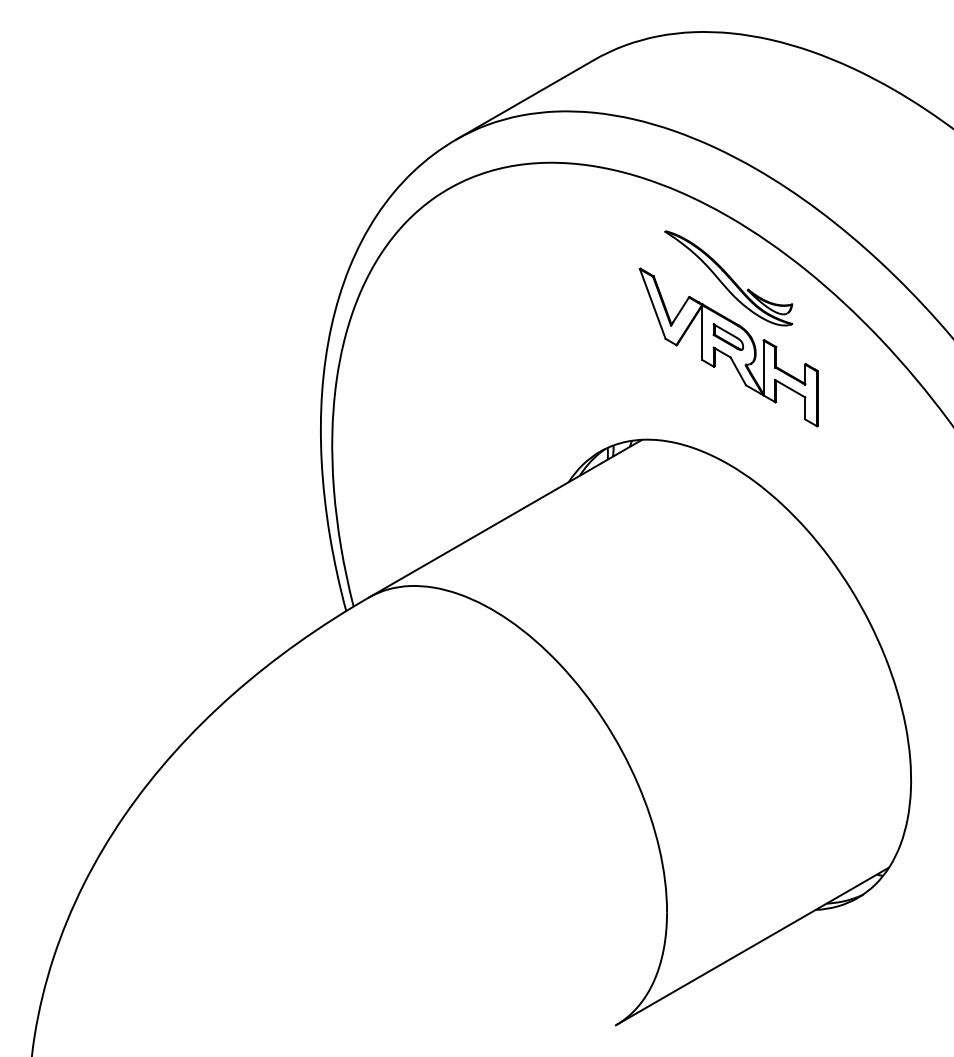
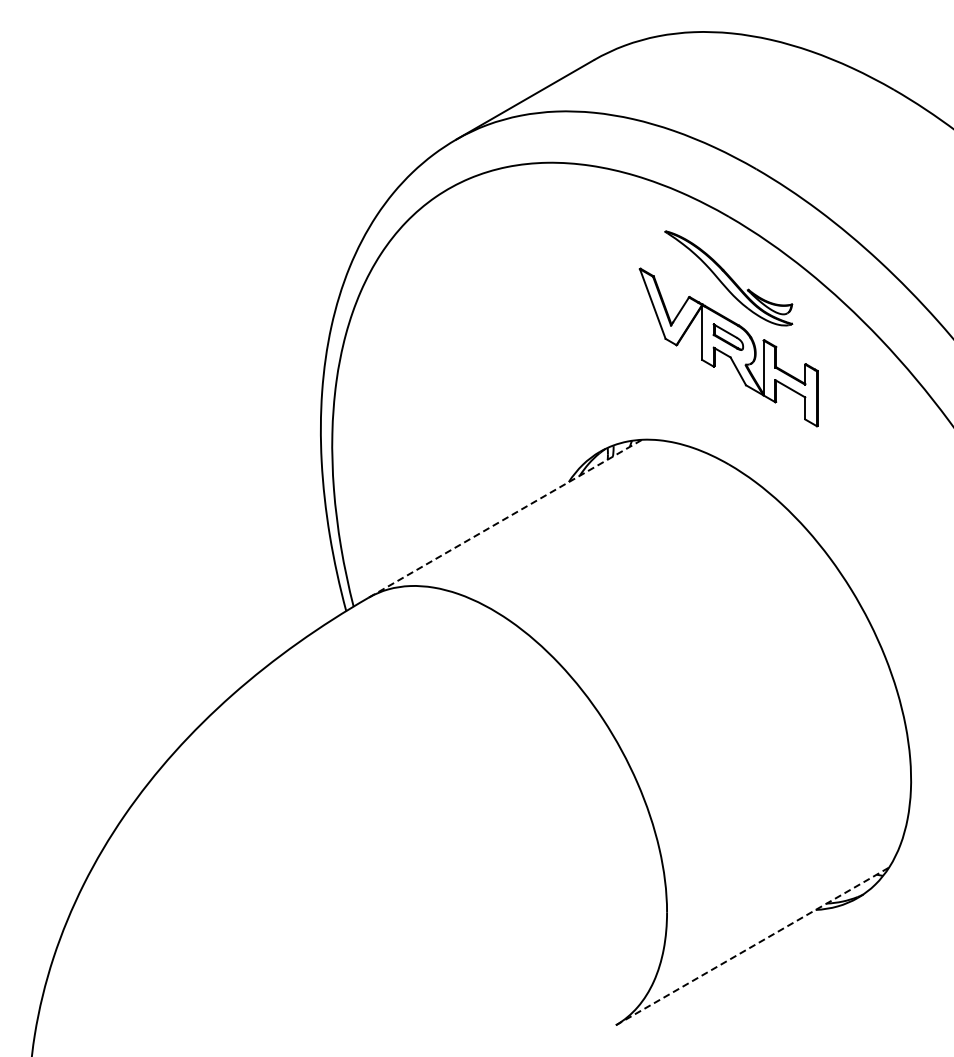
line: solid -> dashed (505, 518)
line: solid -> dashed (752, 946)
